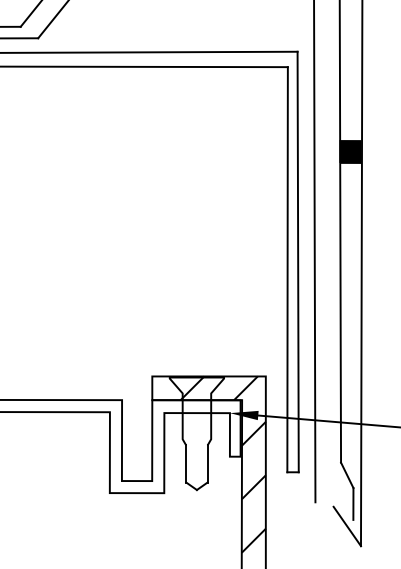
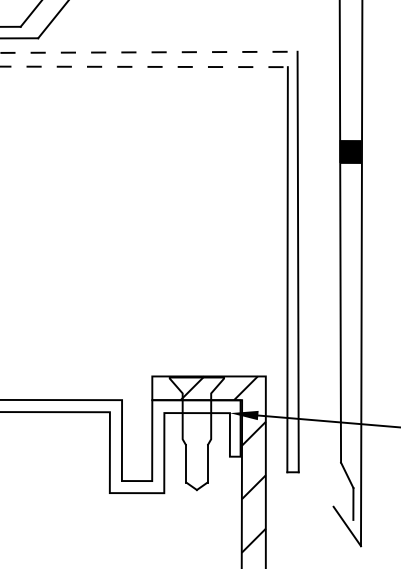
line: solid -> dashed (149, 52)
line: solid -> dashed (144, 66)
line: present -> none (314, 252)
